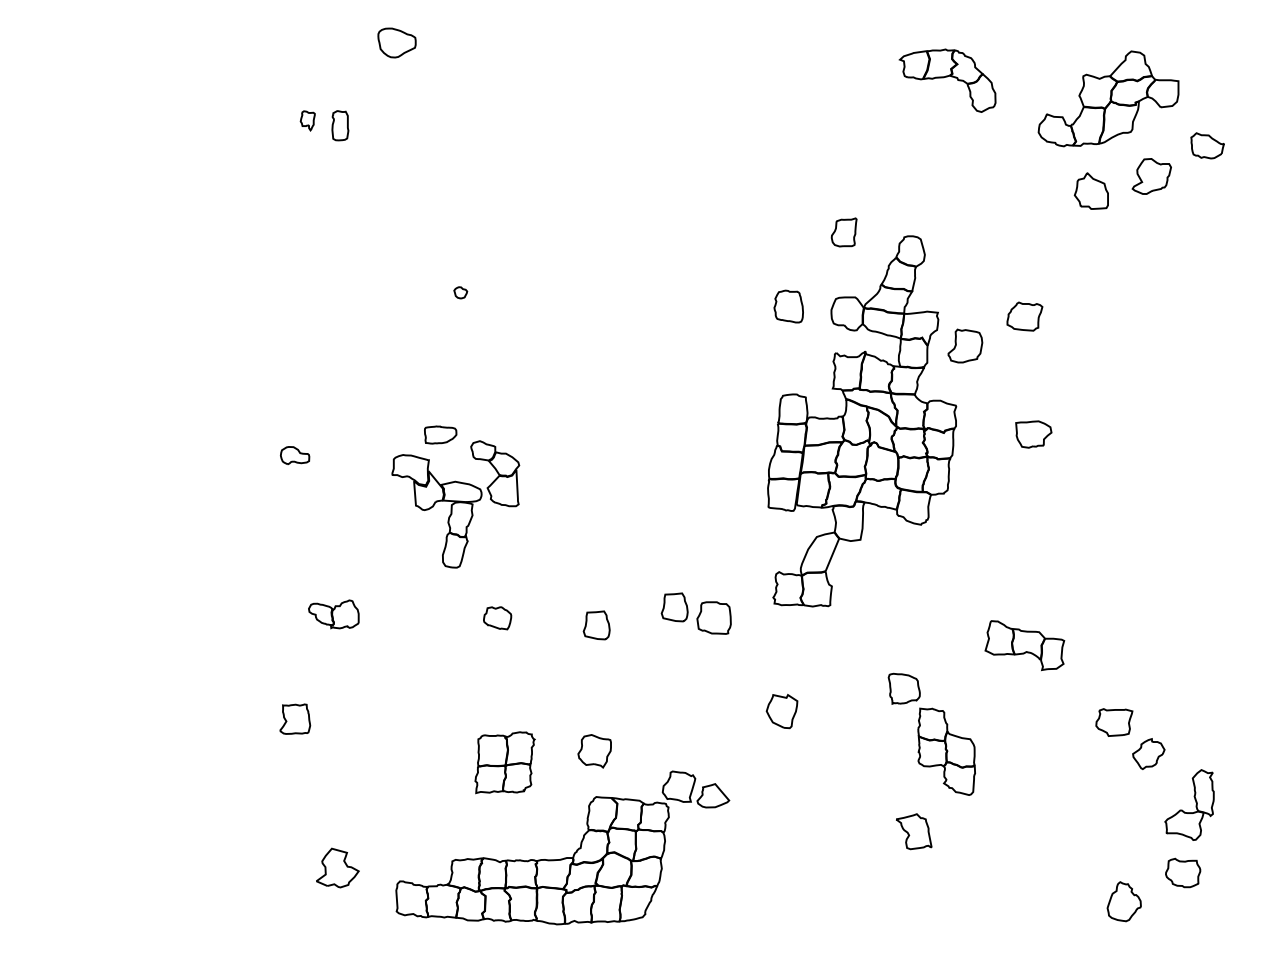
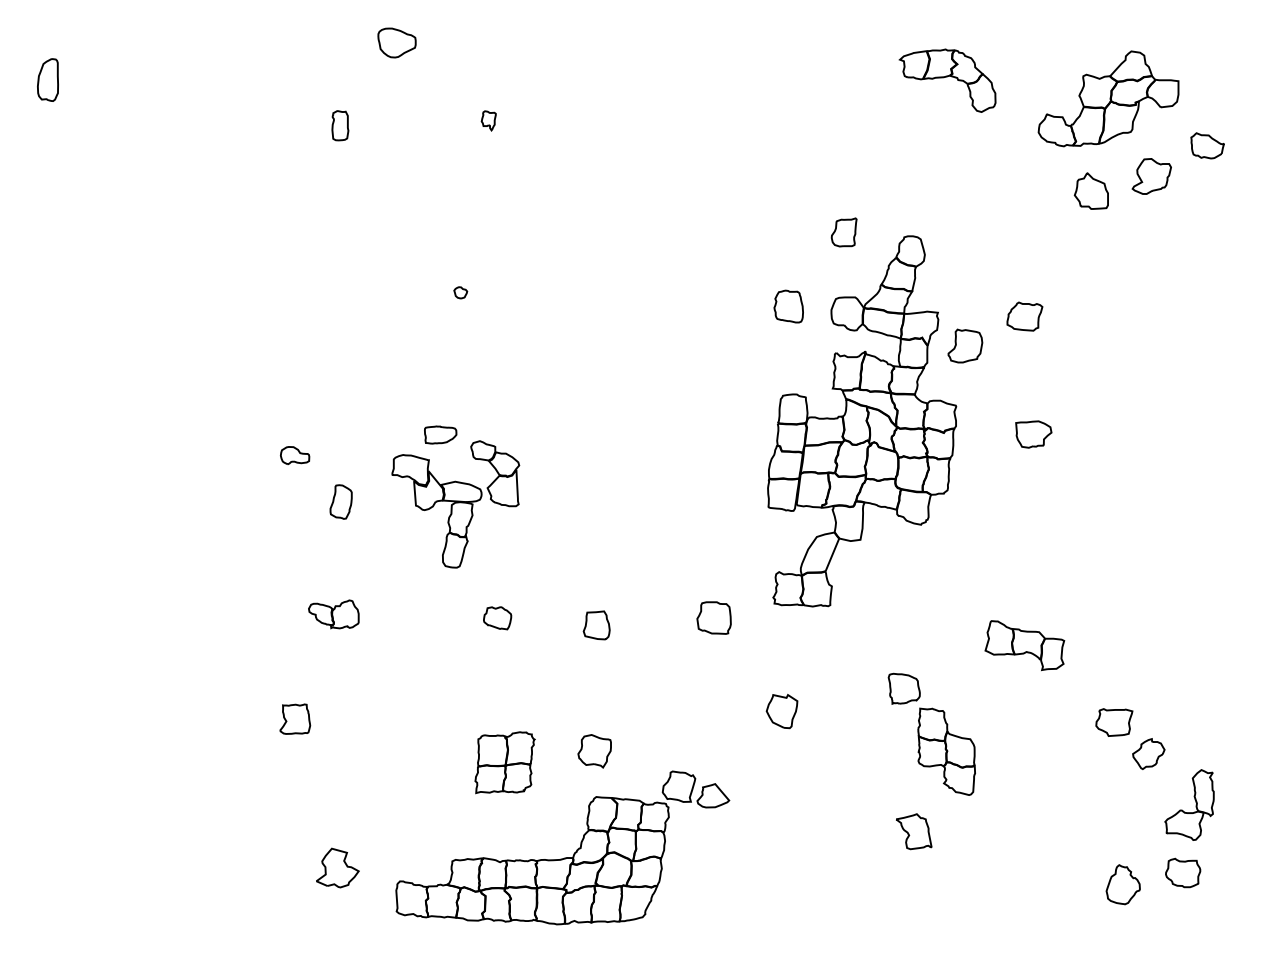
part: none -> present (47, 79)
part position: (307, 120) -> (488, 120) (488, 120)
part: none -> present (340, 501)
part: present -> none (674, 607)
part position: (1123, 901) -> (1122, 884) (1122, 884)
